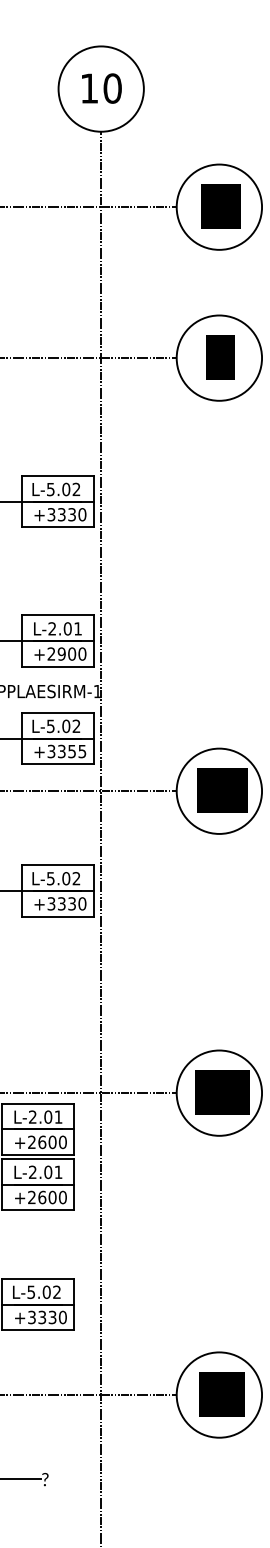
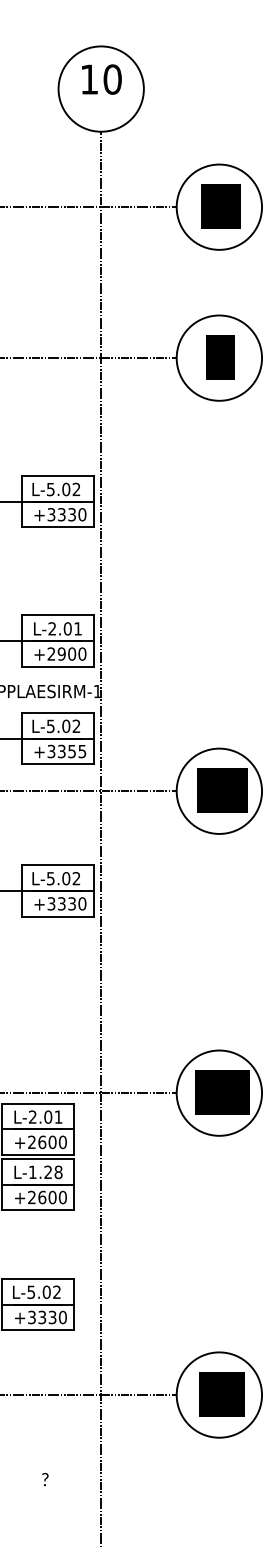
text position: (101, 88) -> (101, 79) (101, 79)
text: L-2.01 -> L-1.28 (45, 1172)
line: present -> none (21, 1478)
